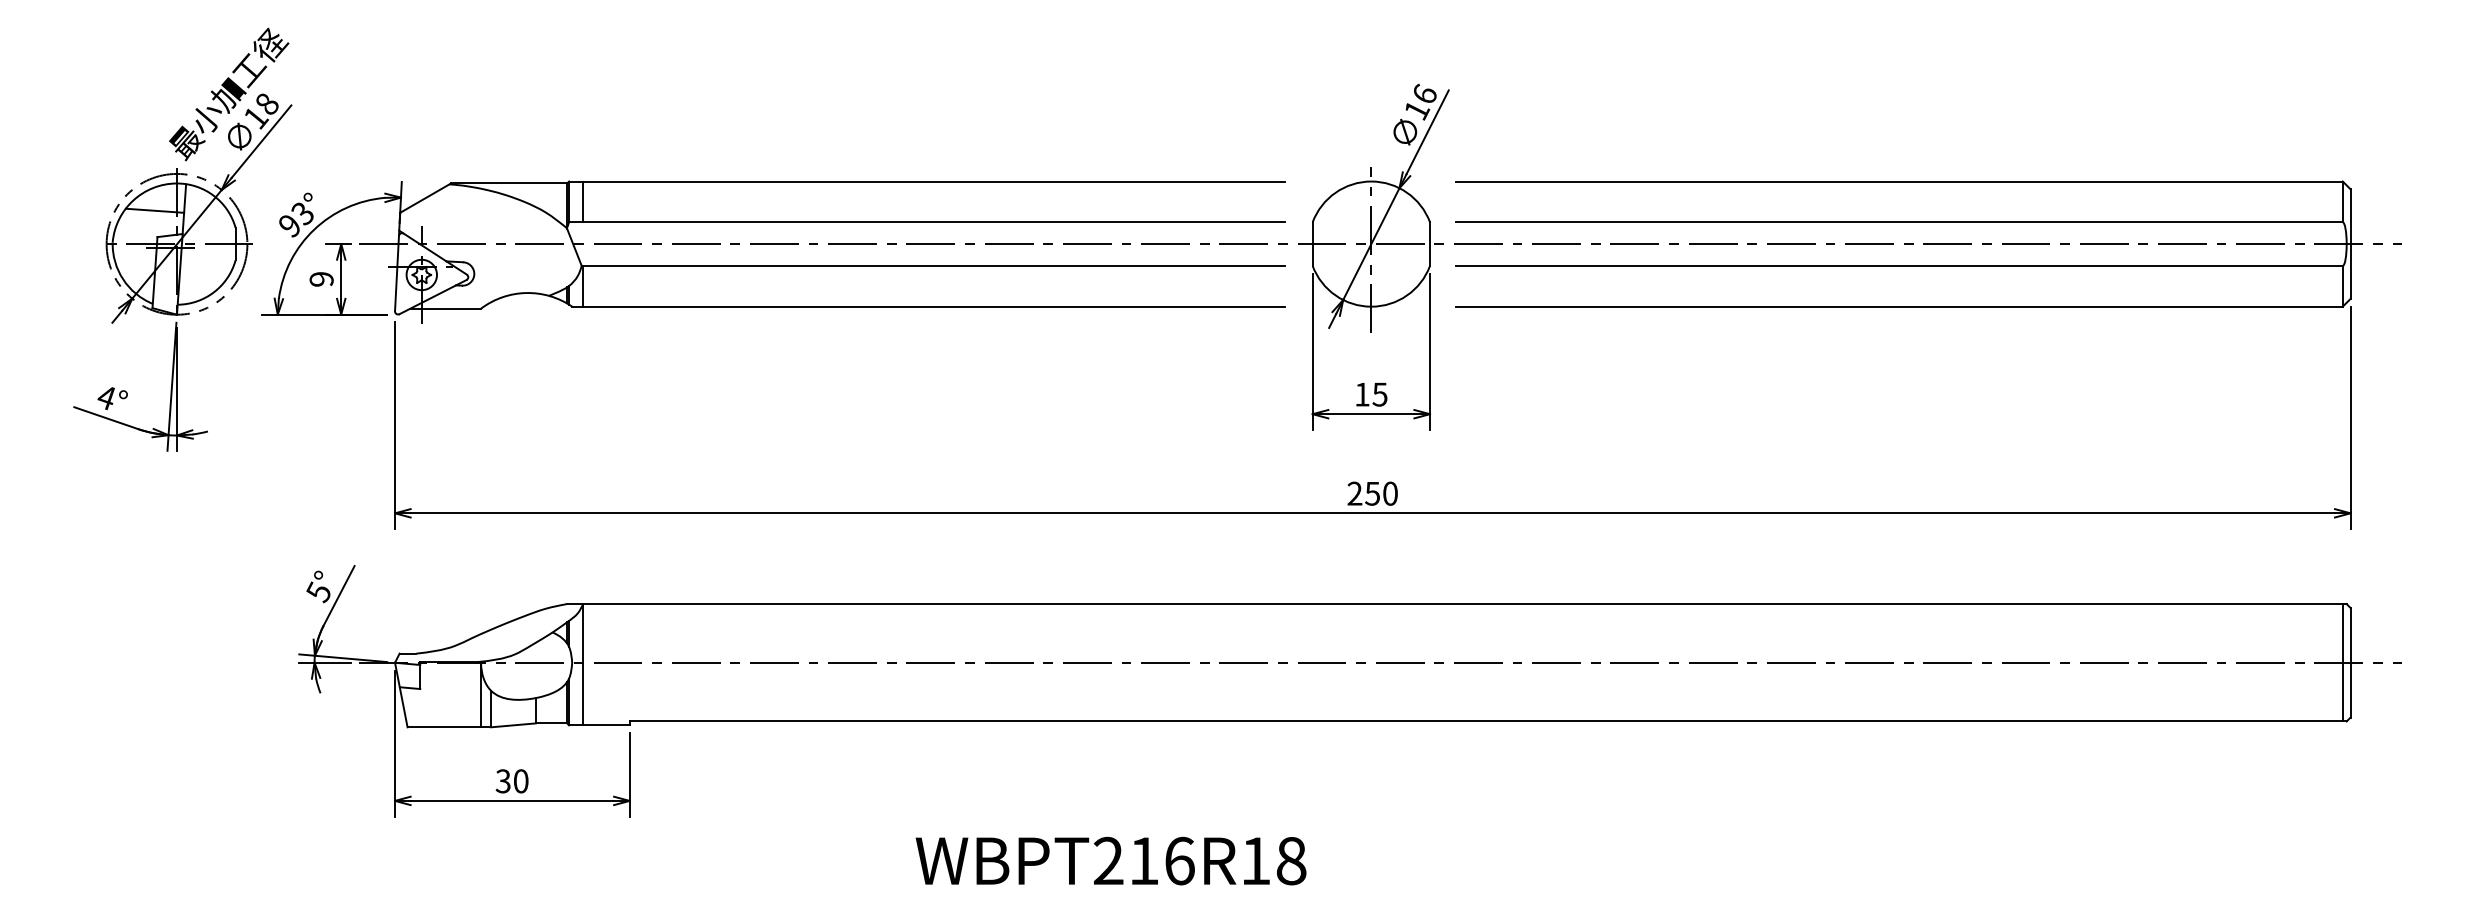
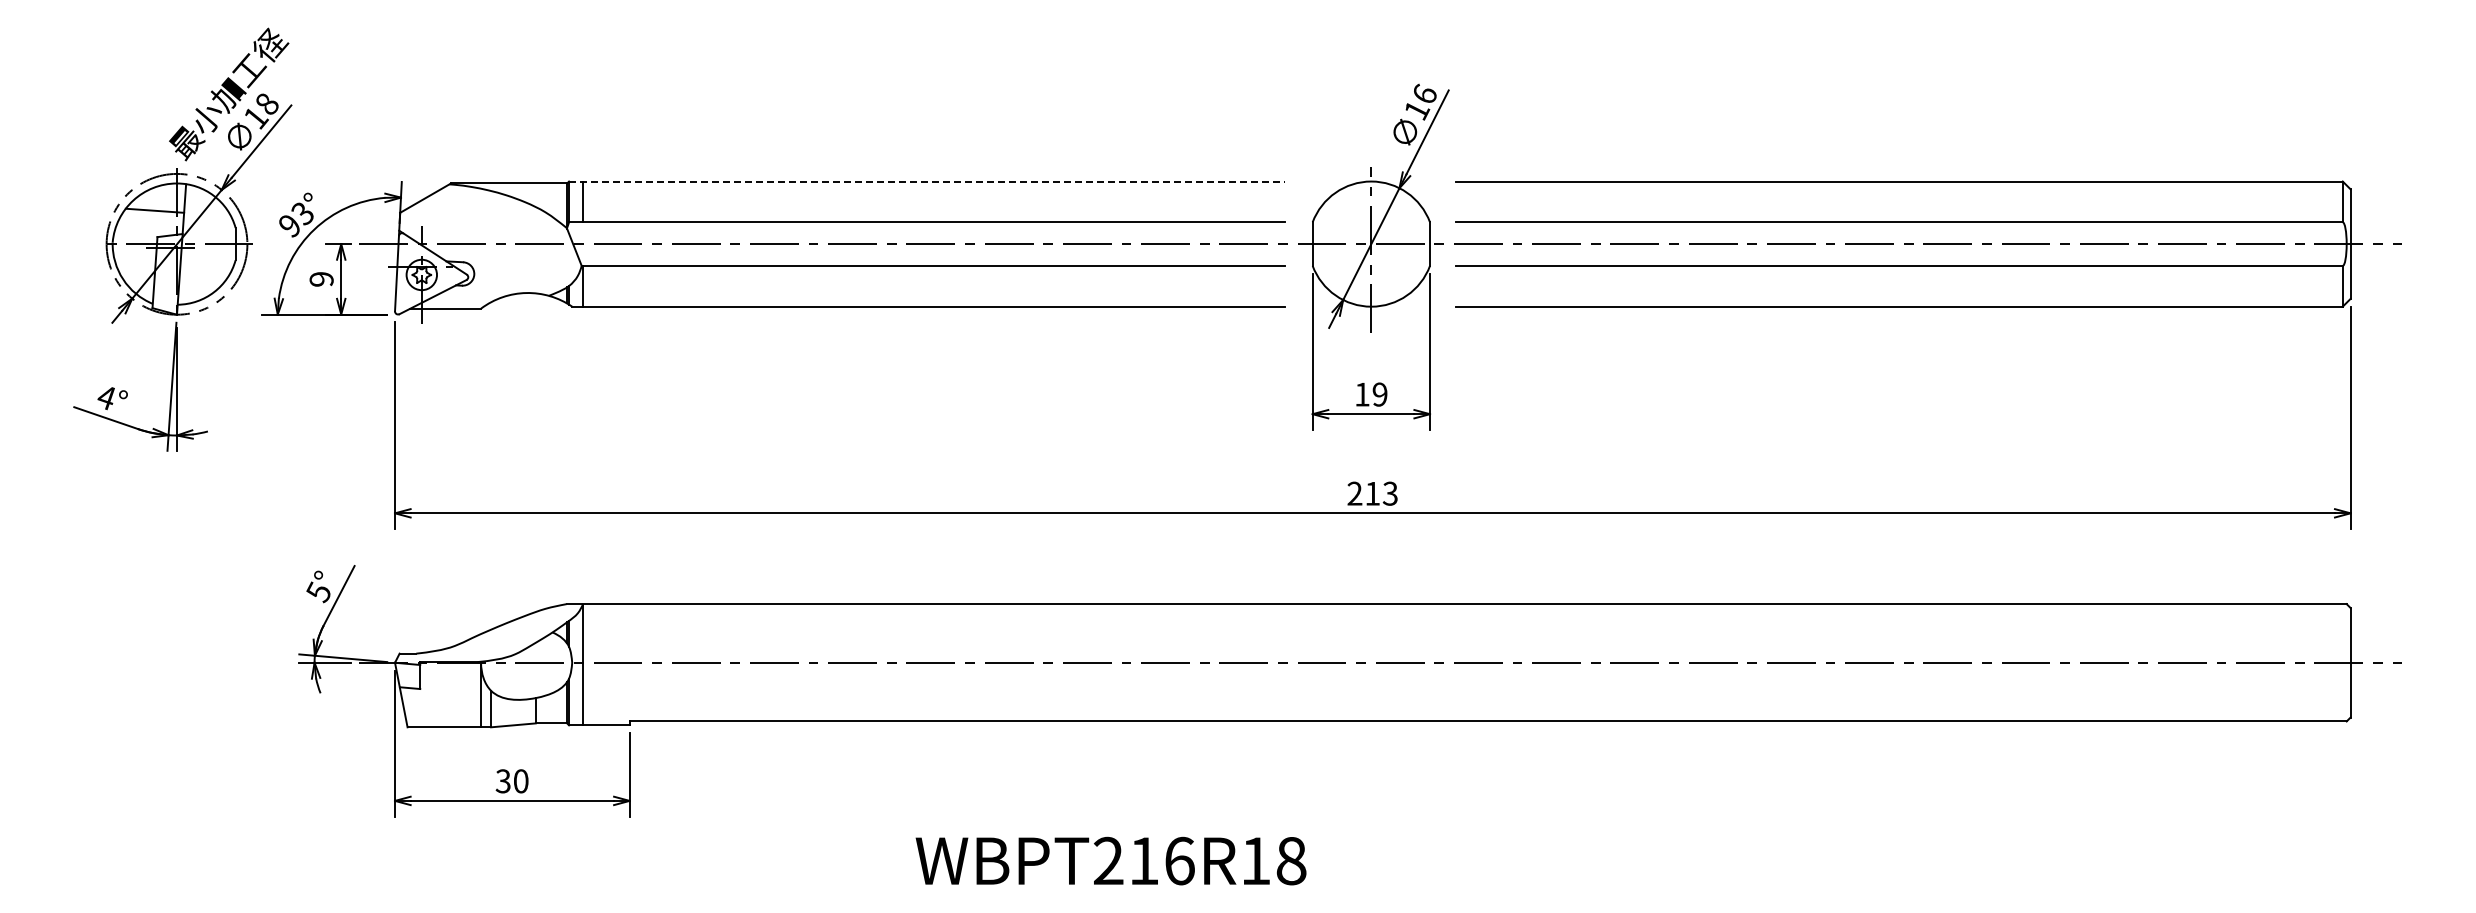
line: solid -> dashed (927, 181)
text: 15 -> 19 (1379, 394)
text: 250 -> 213 (1381, 493)
line: present -> none (2342, 662)
